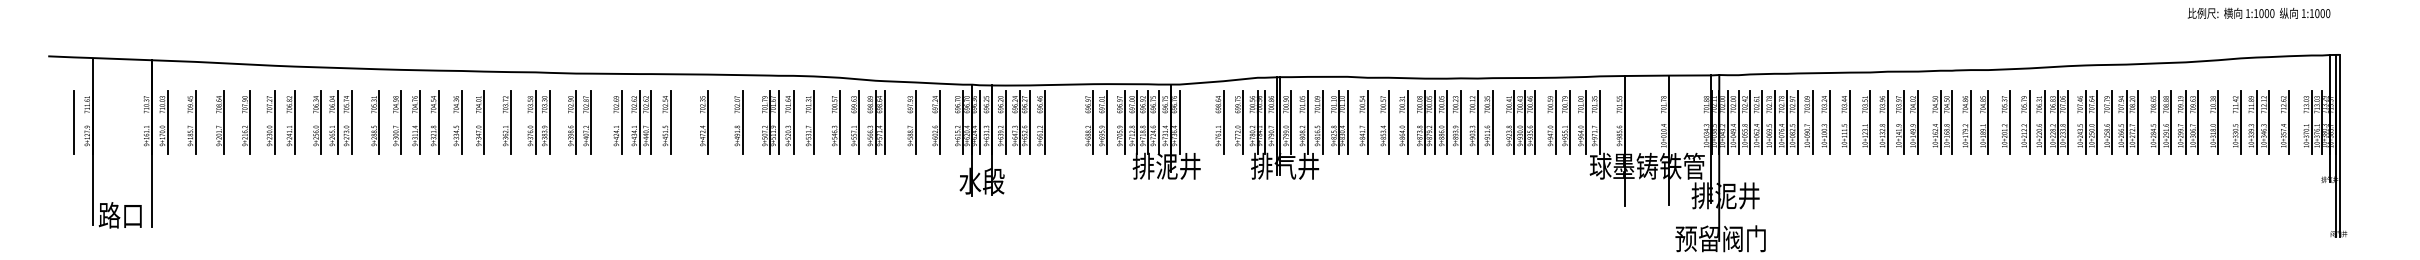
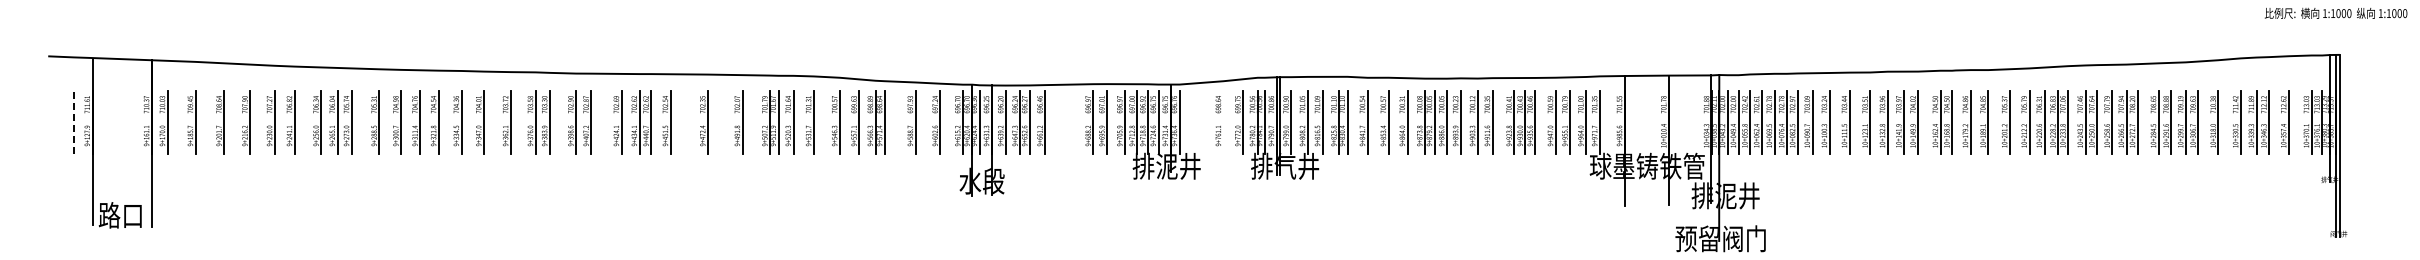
text position: (2258, 13) -> (2335, 13) (2335, 13)
line: solid -> dashed (73, 122)
line: present -> none (1223, 122)
